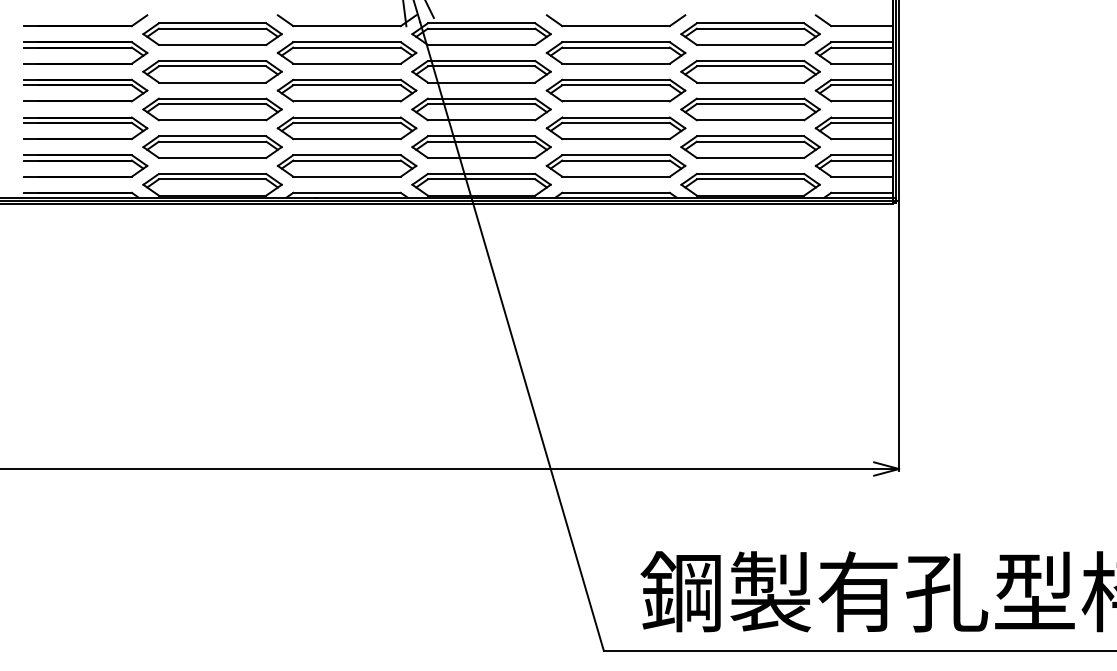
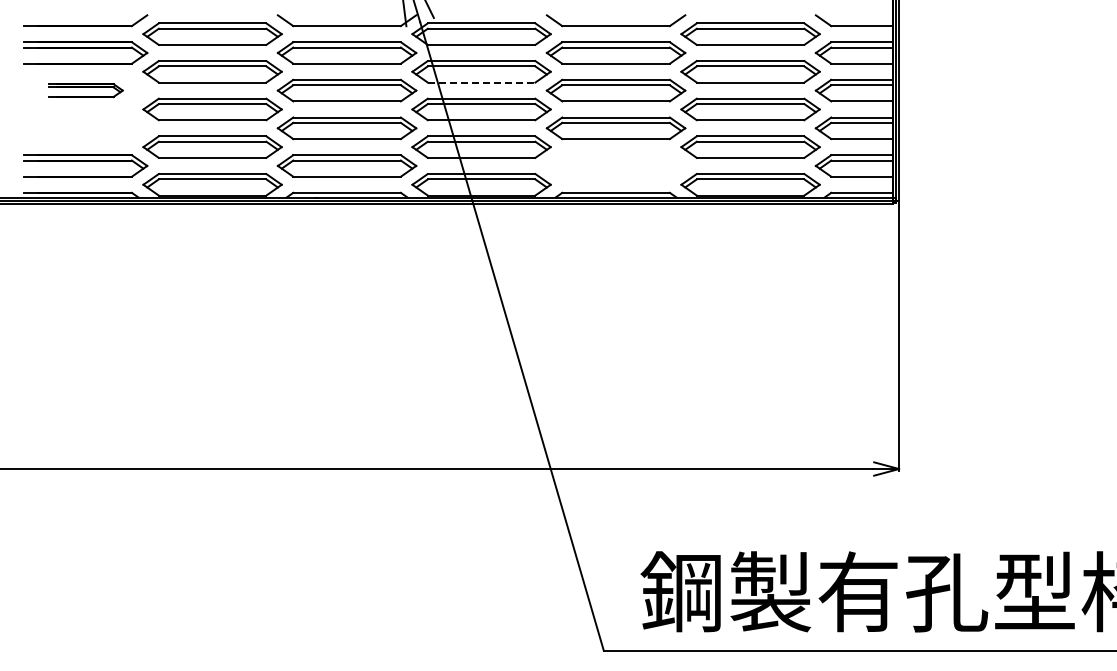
line: solid -> dashed (481, 82)
part size: 126x25 px -> 76x16 px (85, 90)
part: present -> none (85, 128)
part: present -> none (615, 165)
